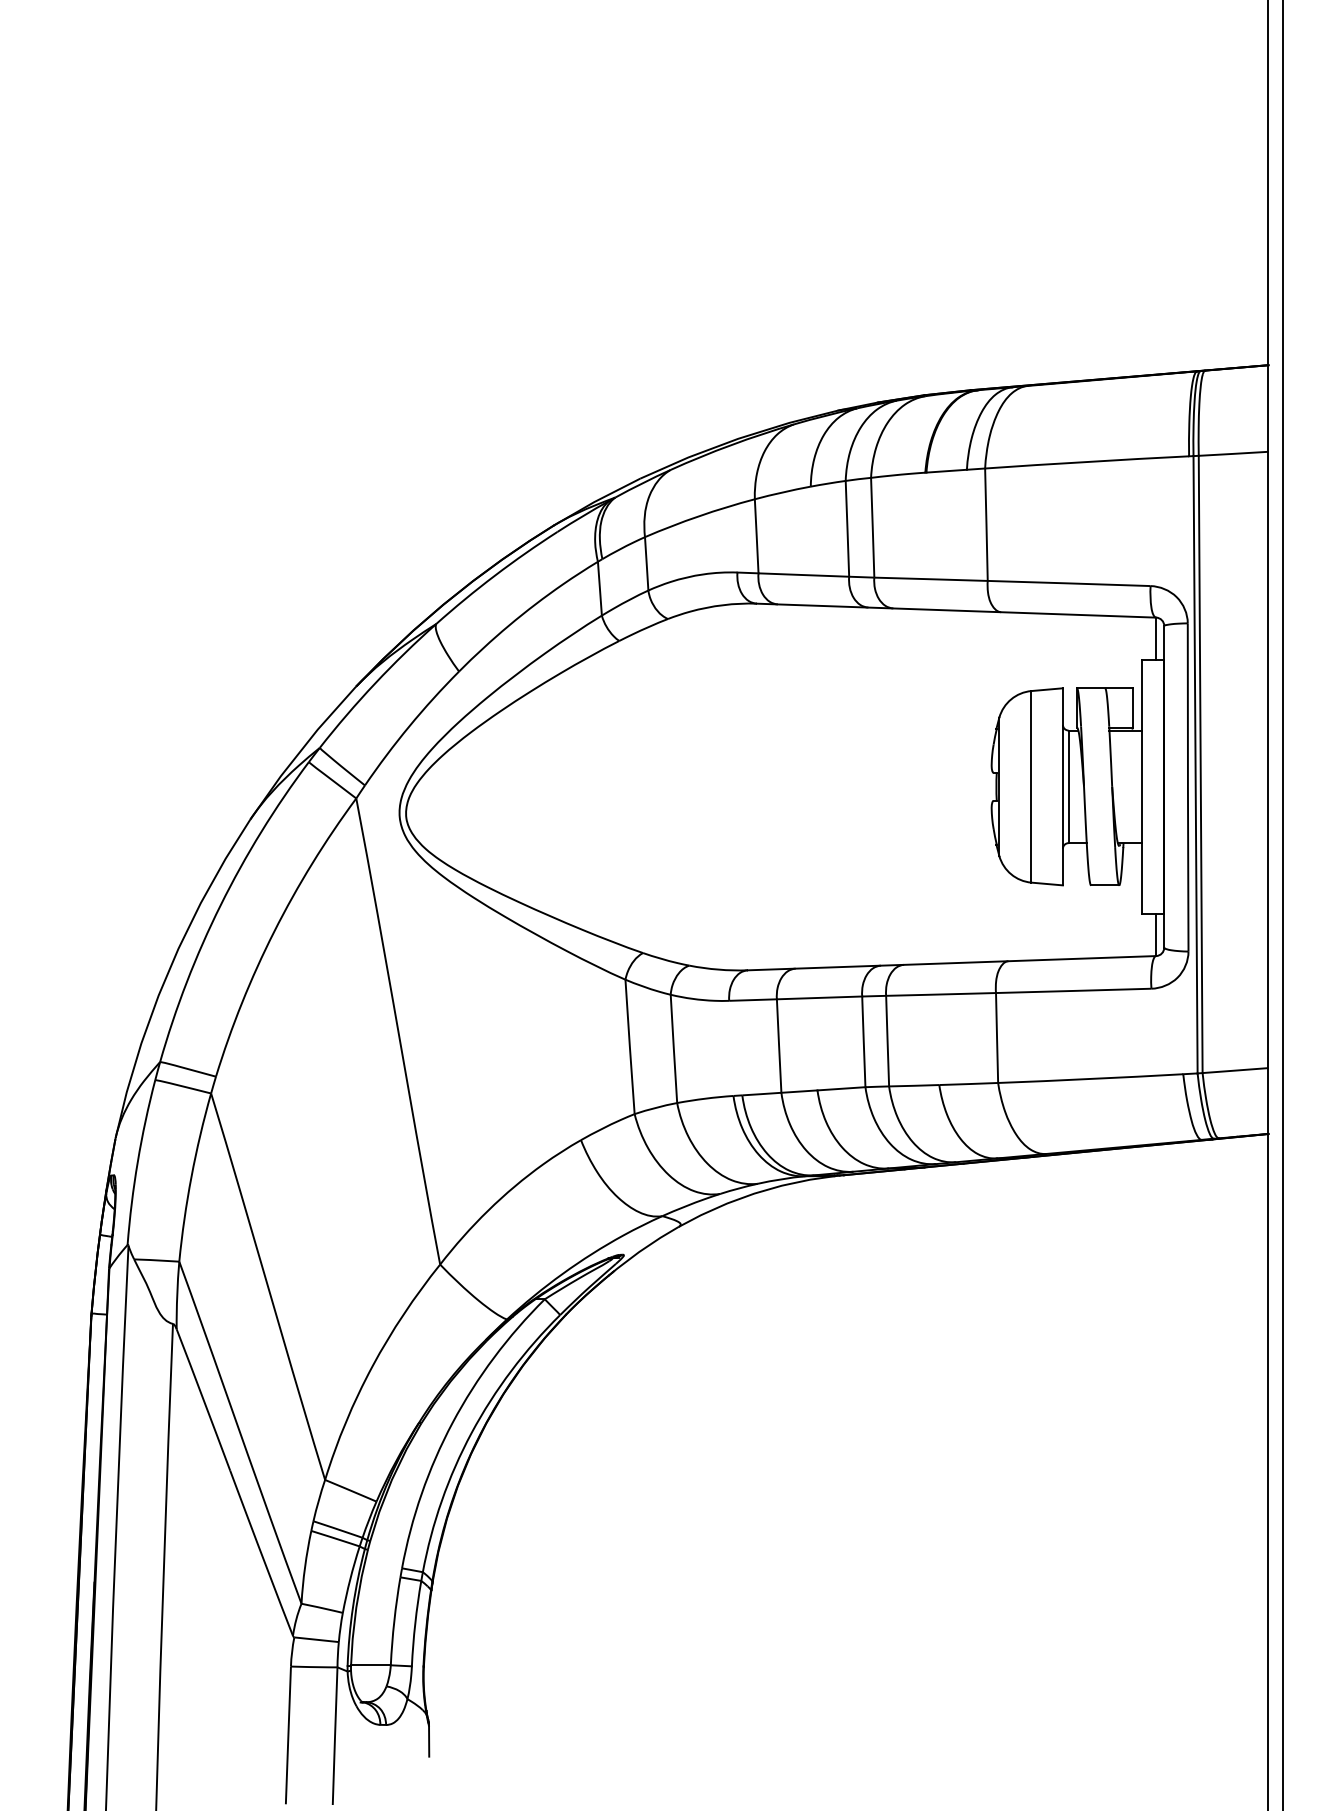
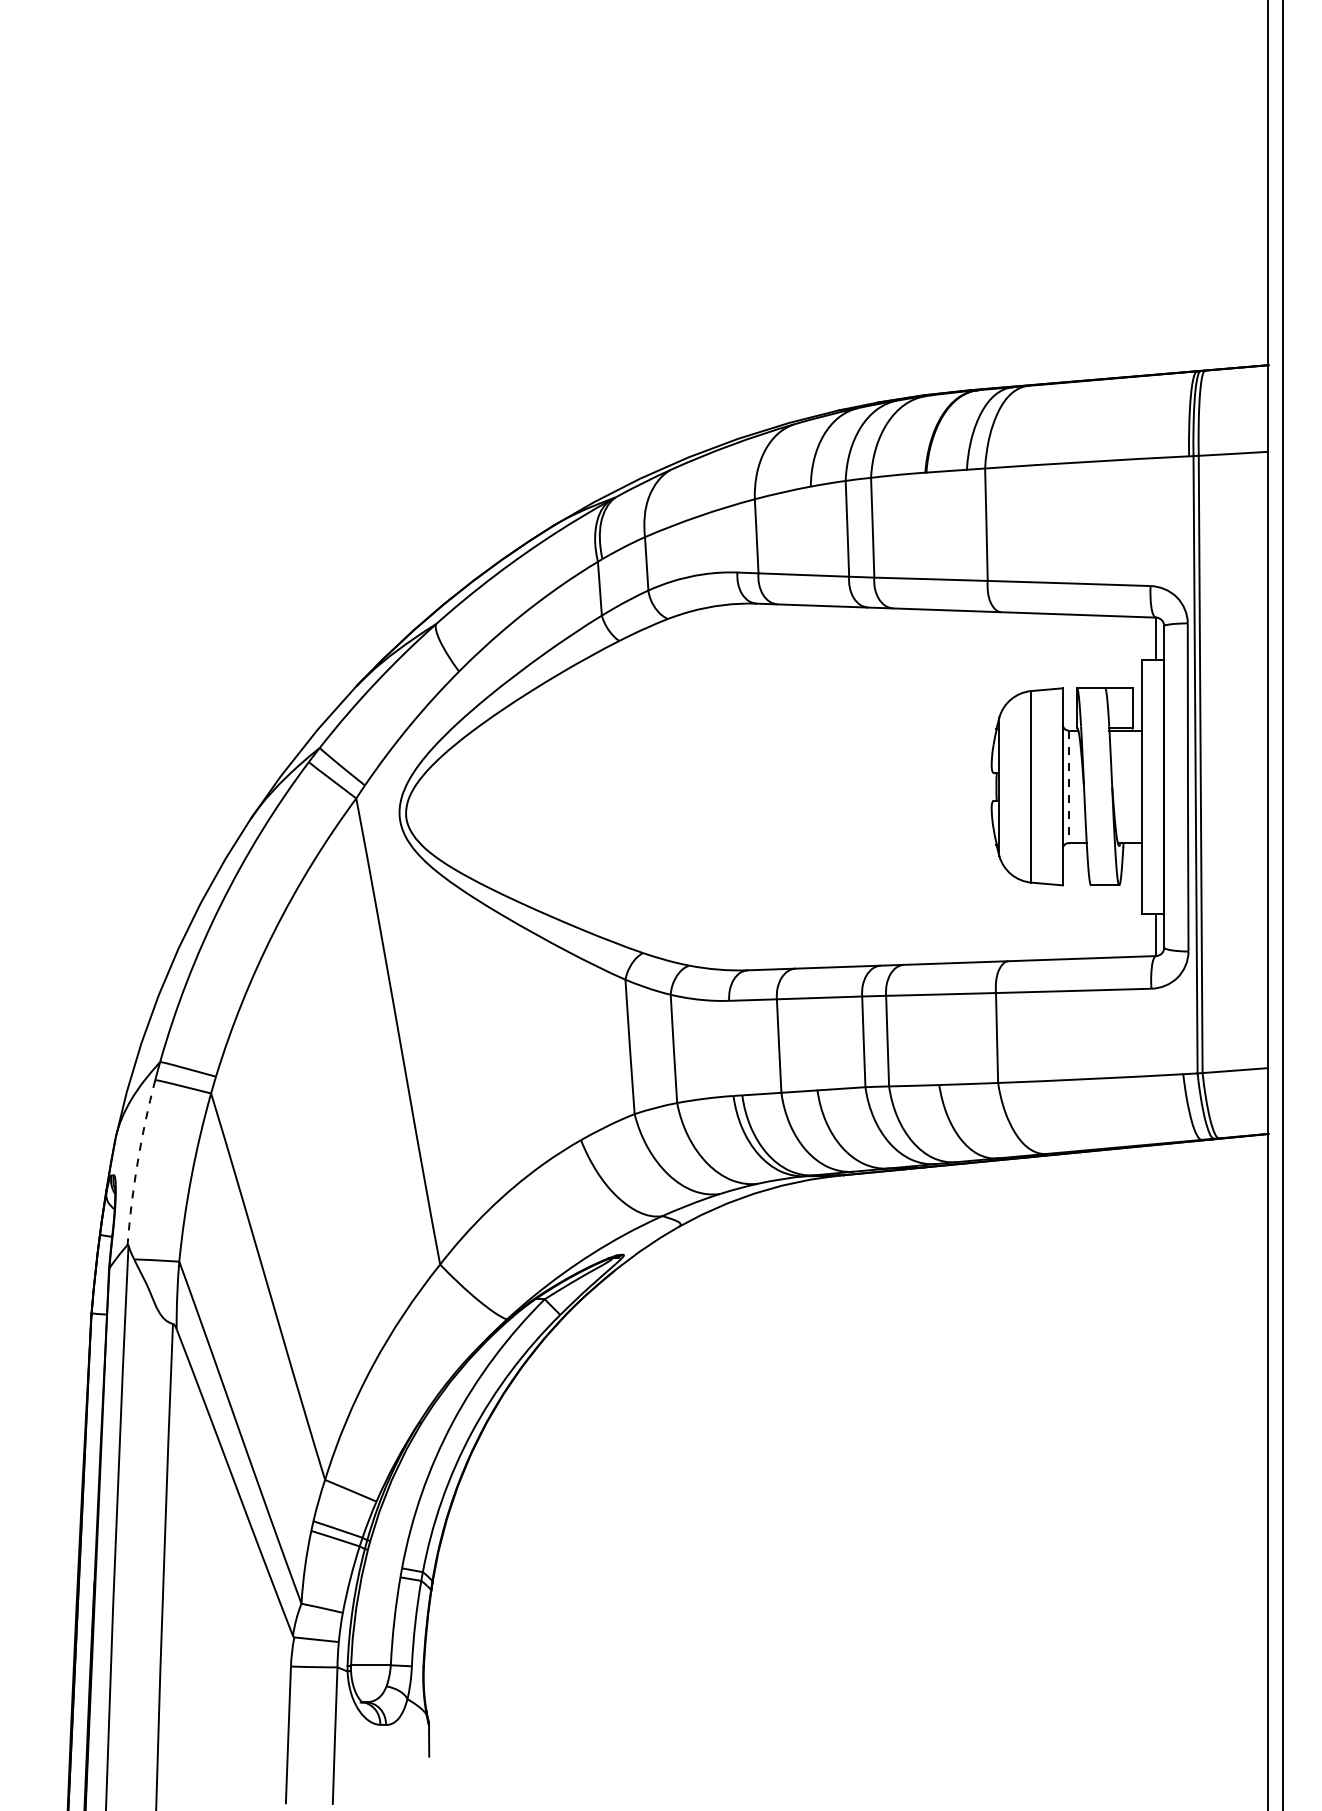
line: solid -> dashed (1068, 787)
arc: solid -> dashed (137, 1161)
